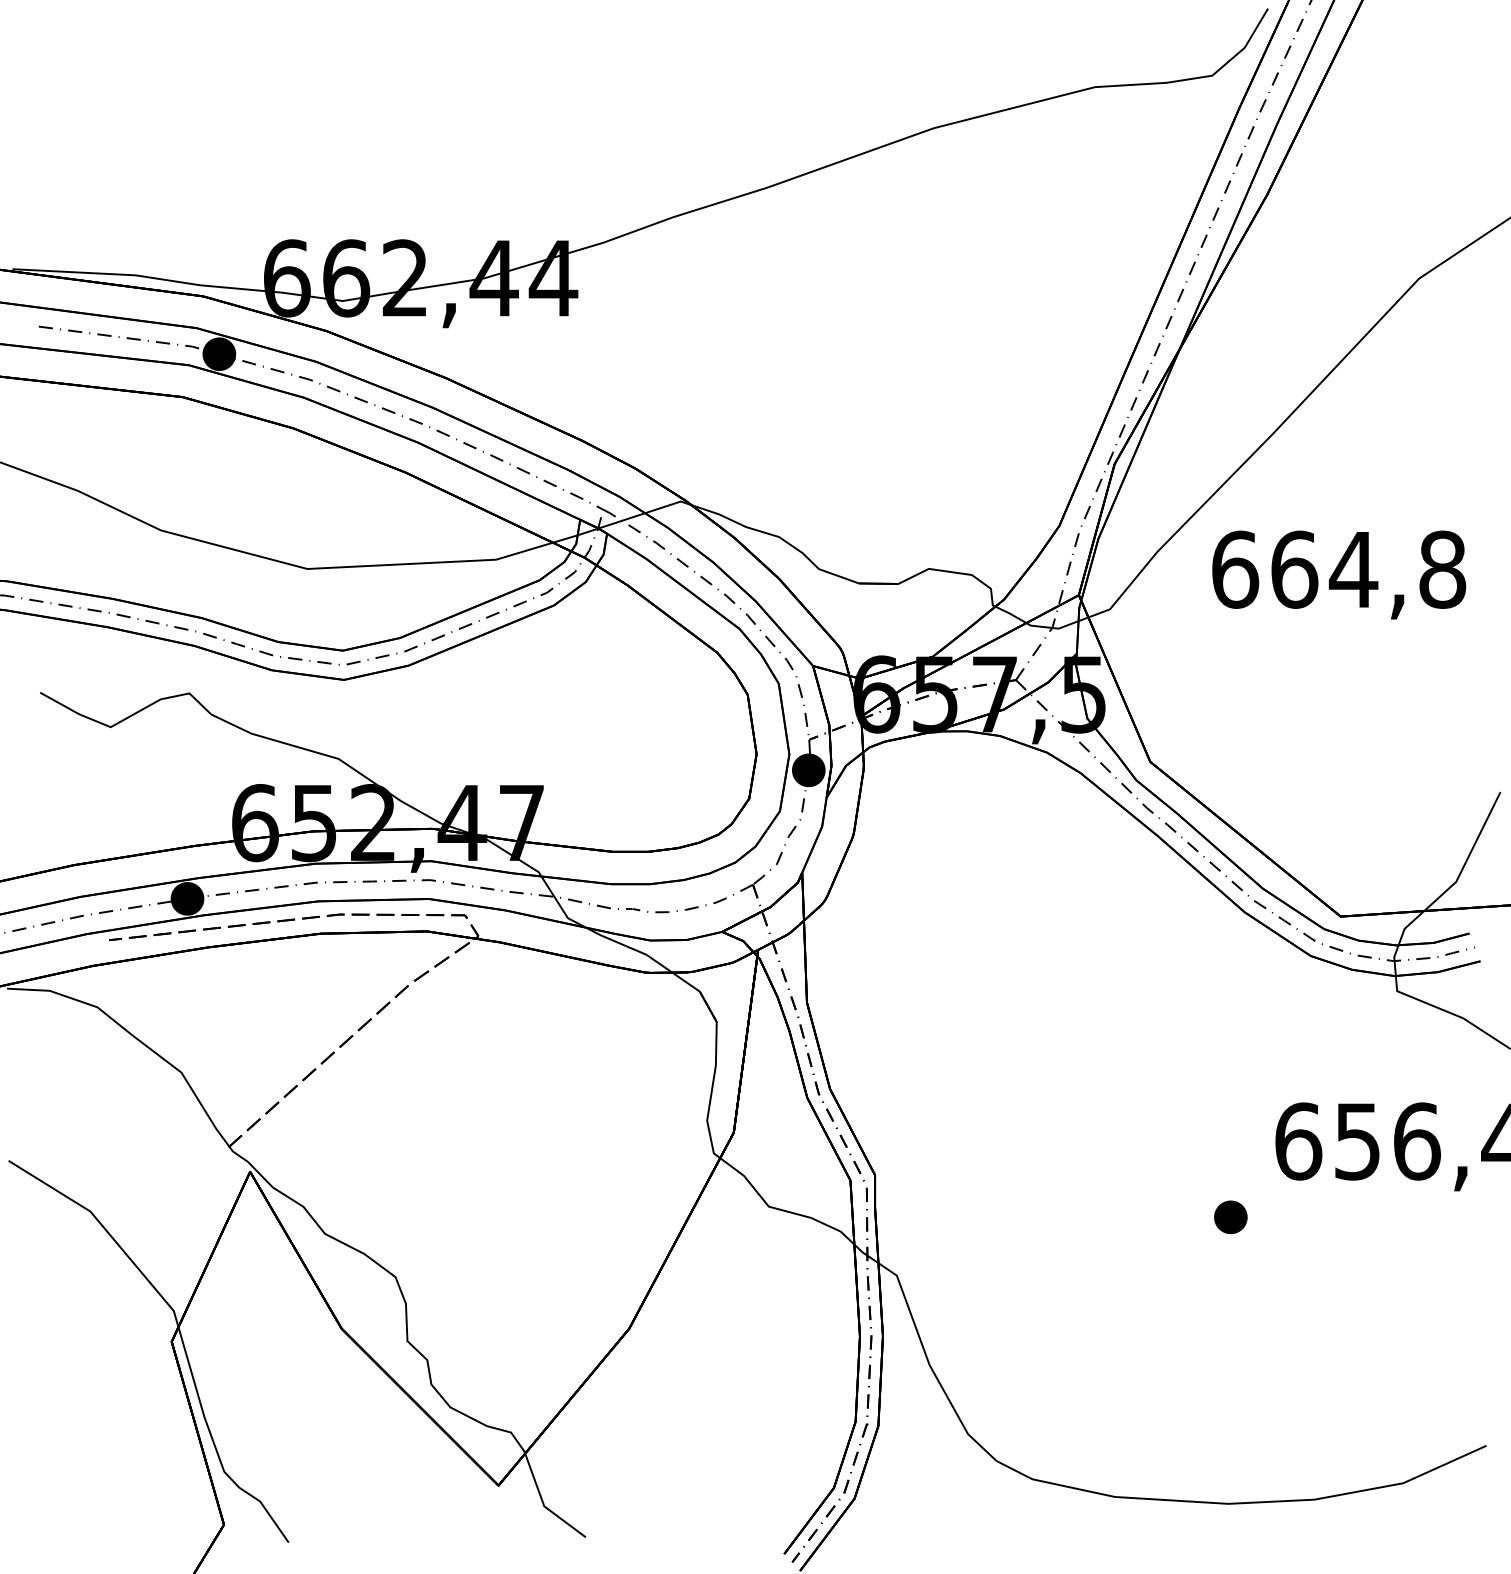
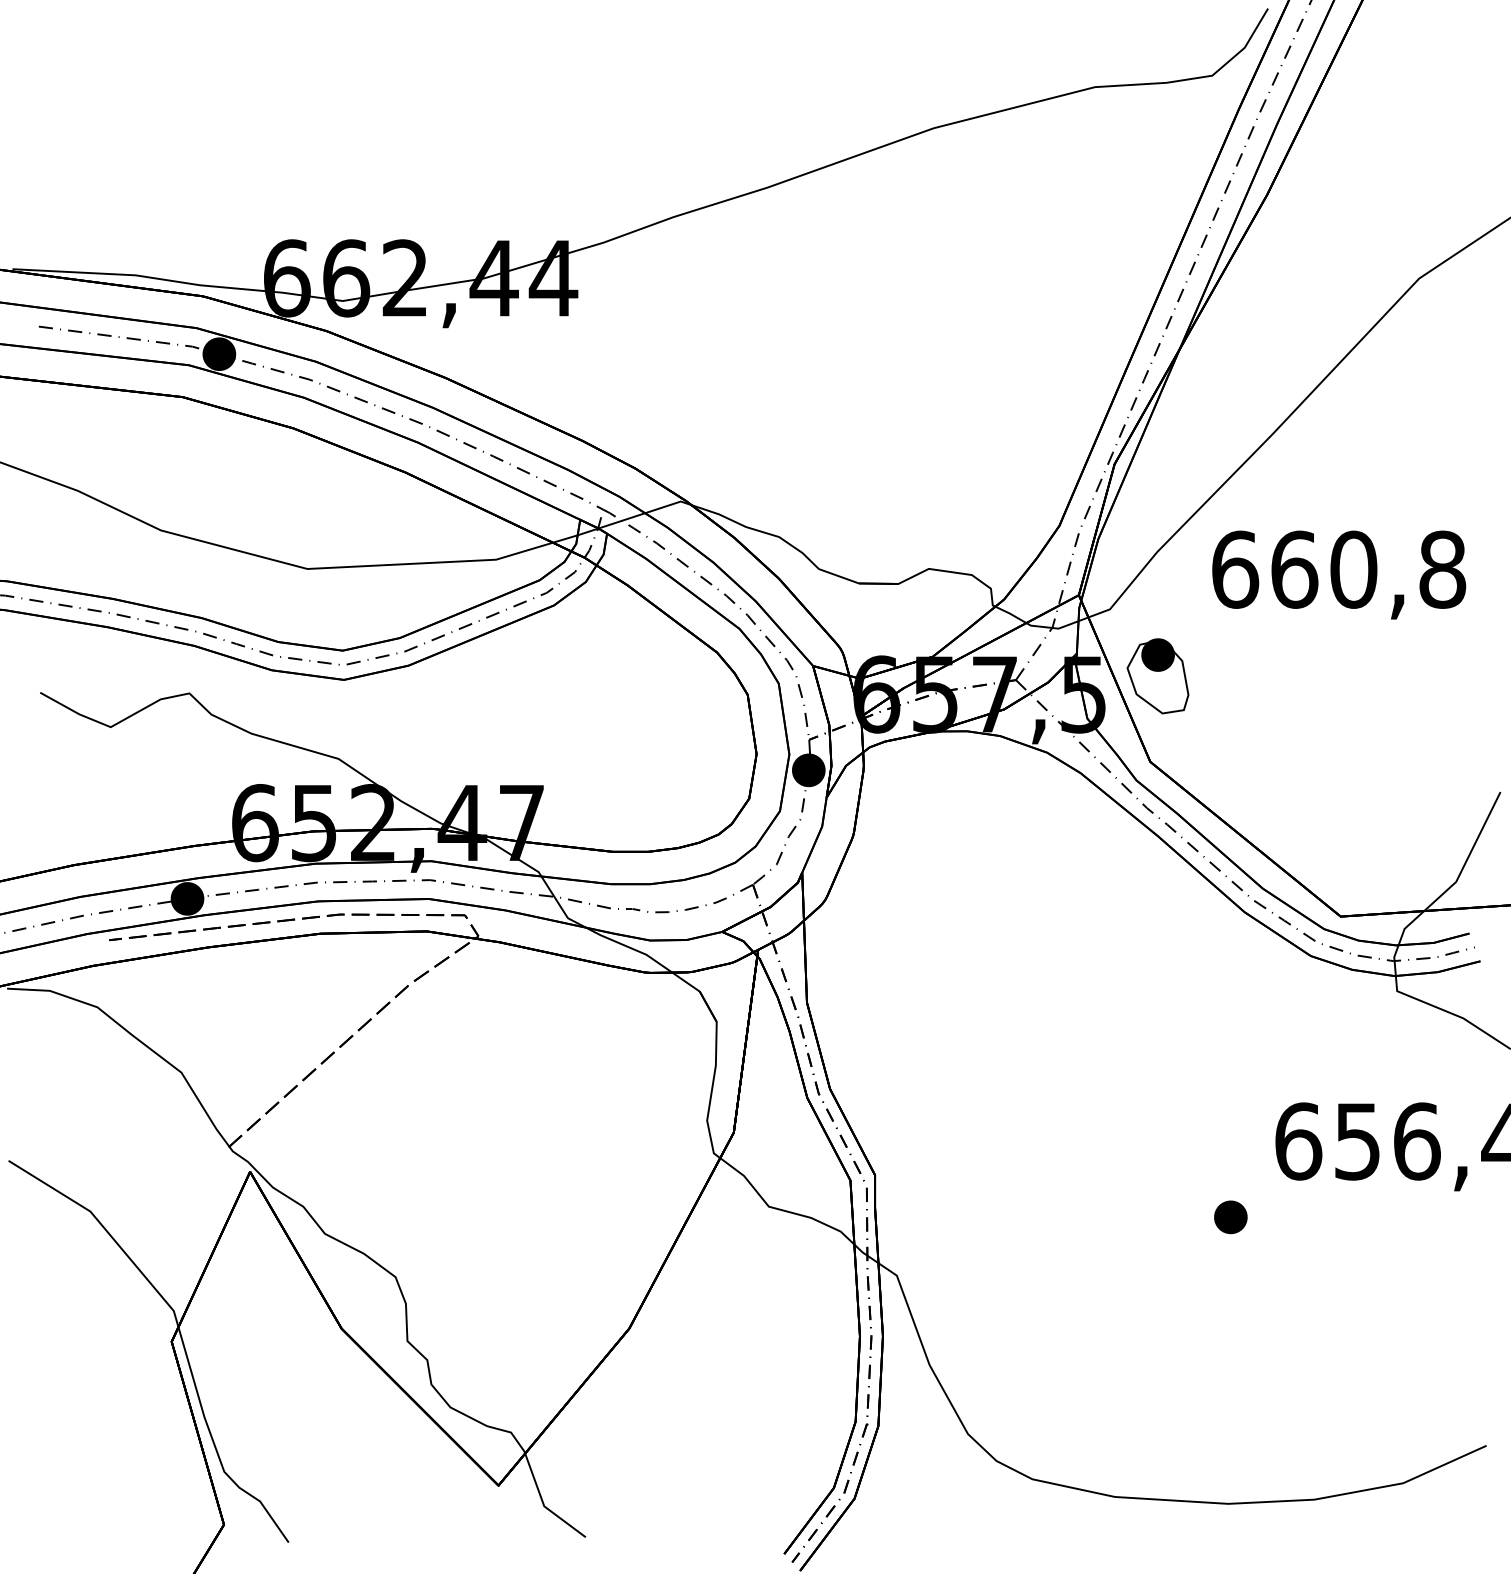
text: 664,8 -> 660,8 (1353, 569)
part: none -> present (1157, 676)
